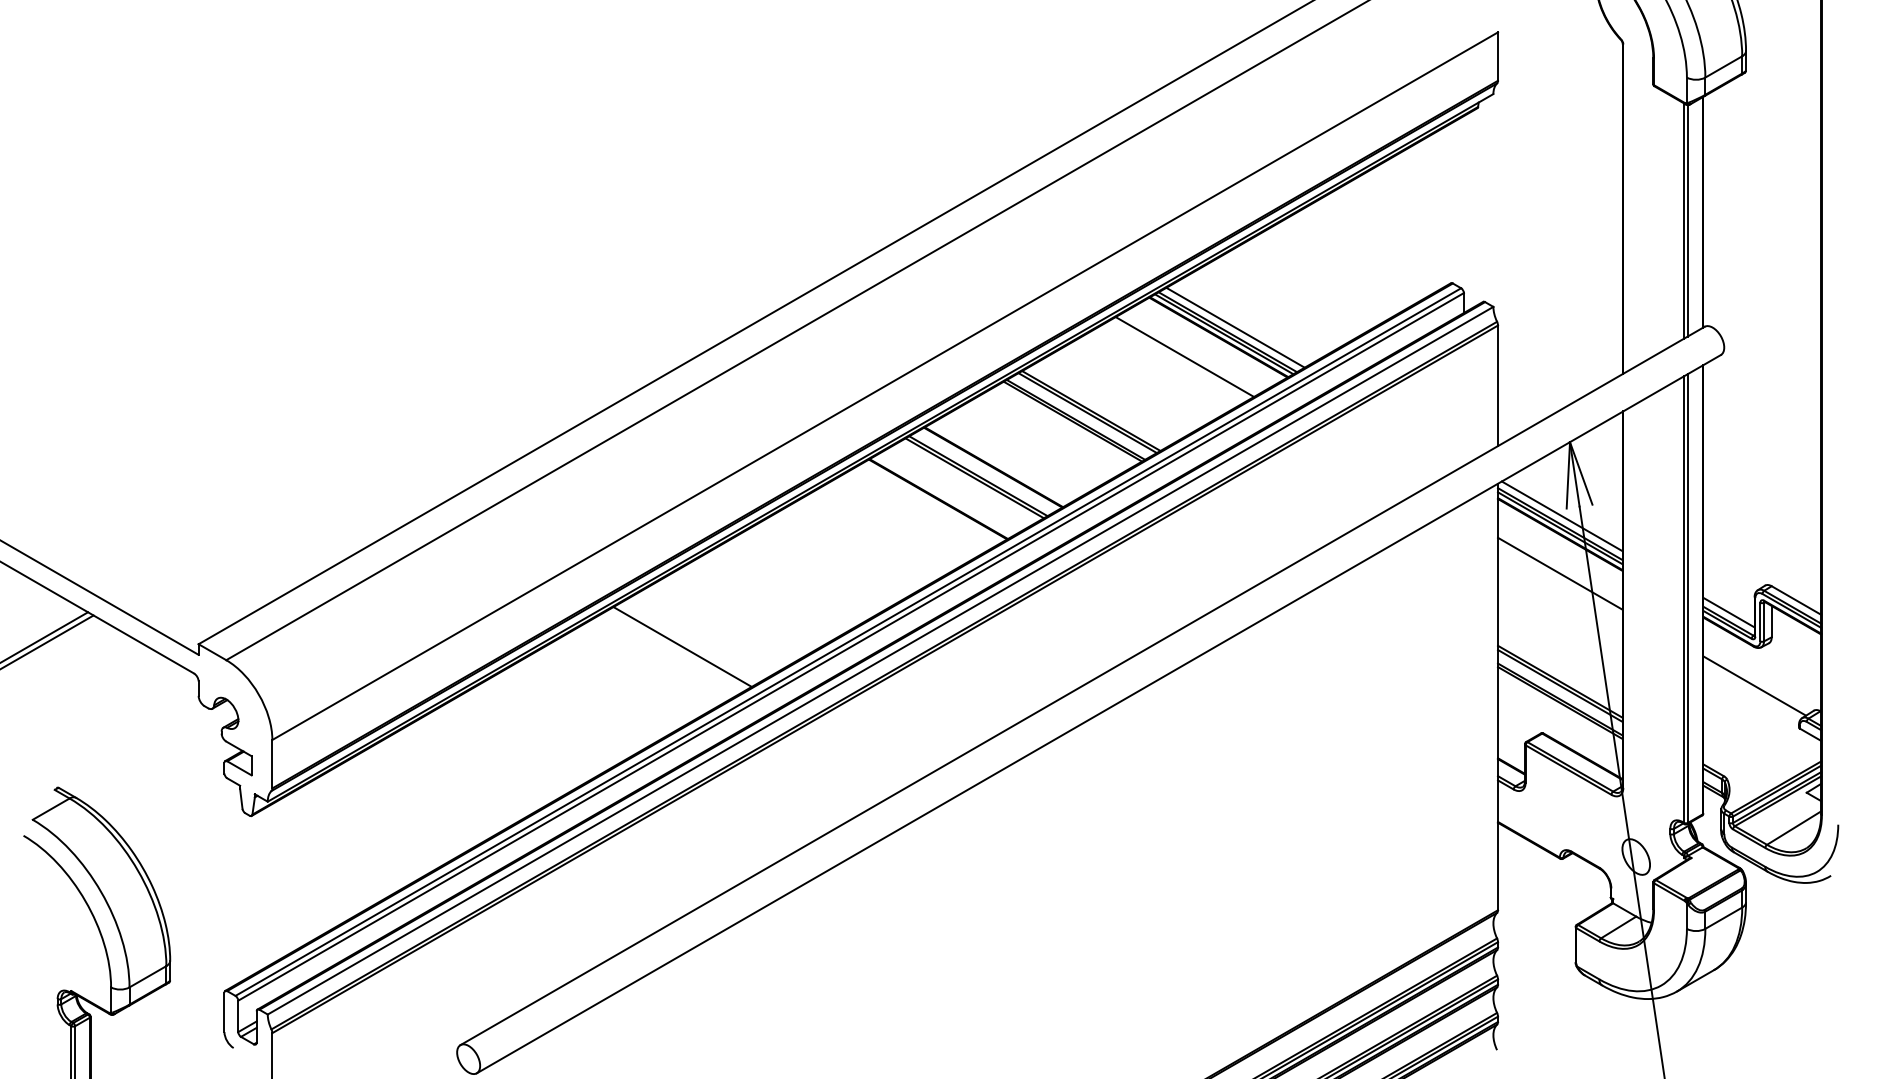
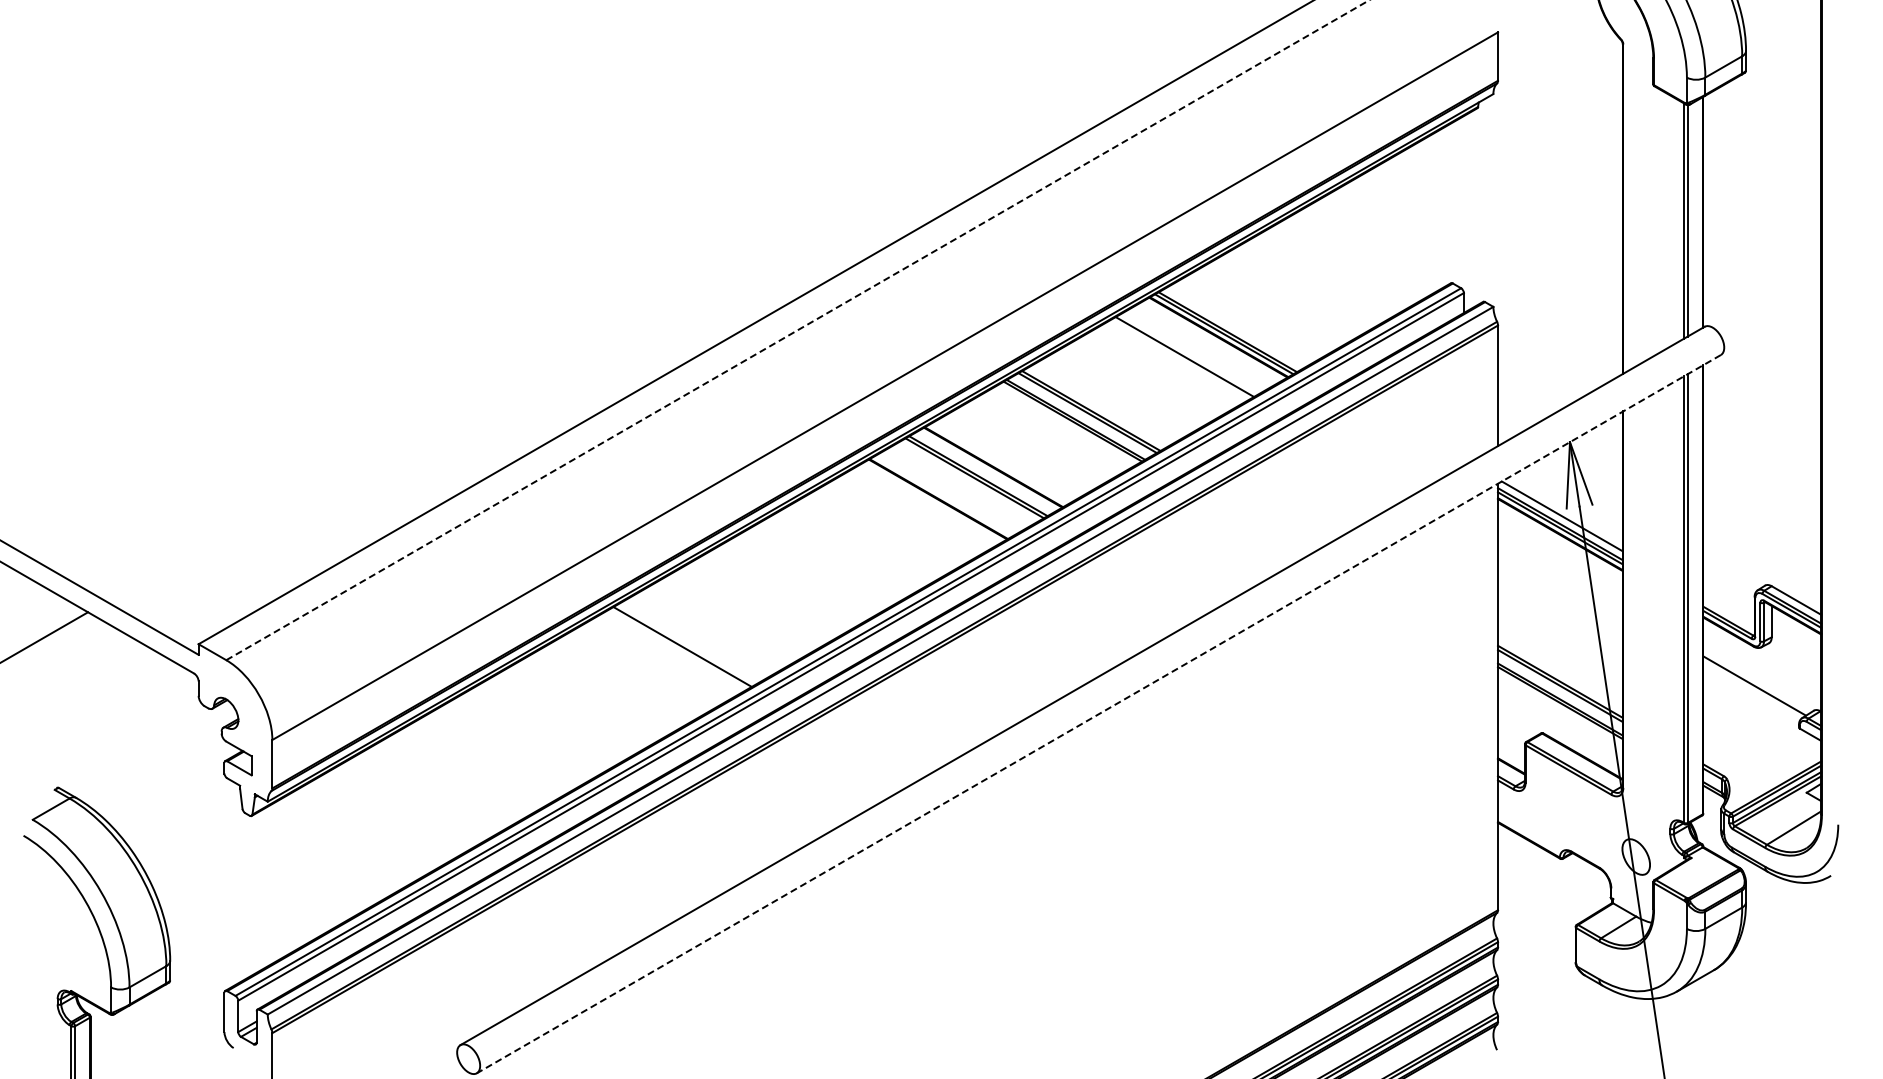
line: present -> none (1235, 327)
line: solid -> dashed (798, 329)
line: present -> none (1560, 573)
line: present -> none (1728, 612)
line: present -> none (47, 641)
line: solid -> dashed (1098, 714)
